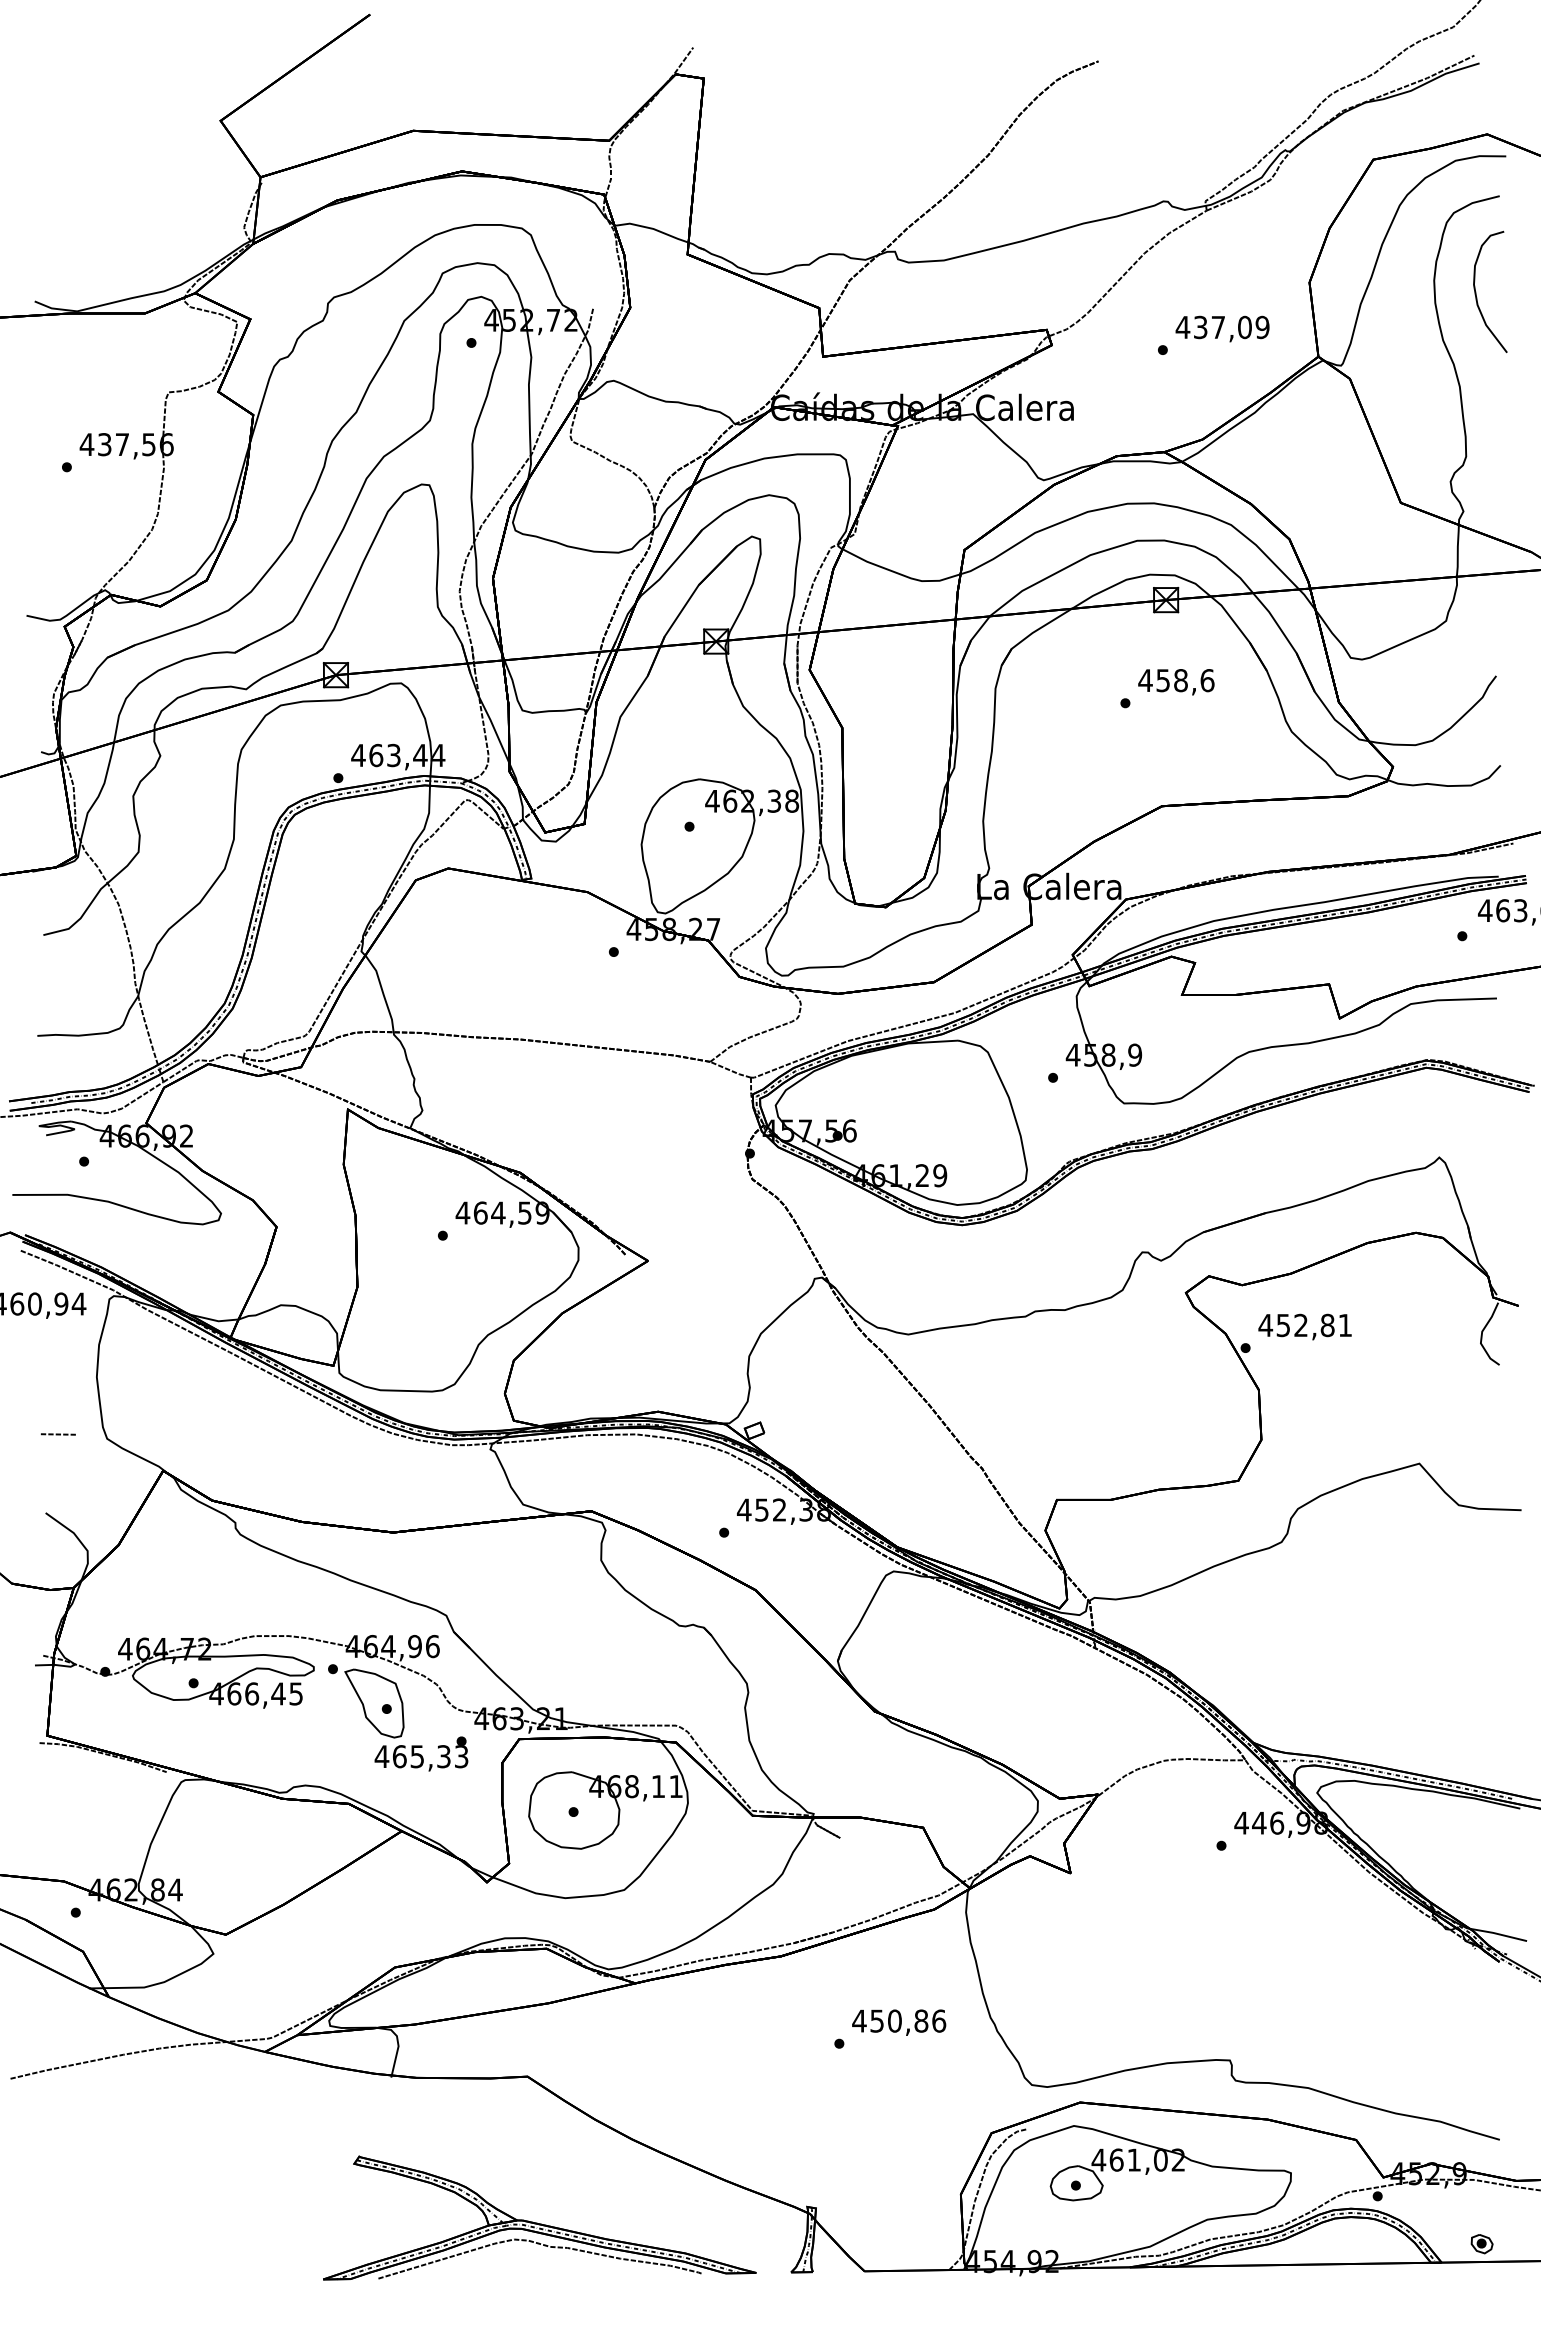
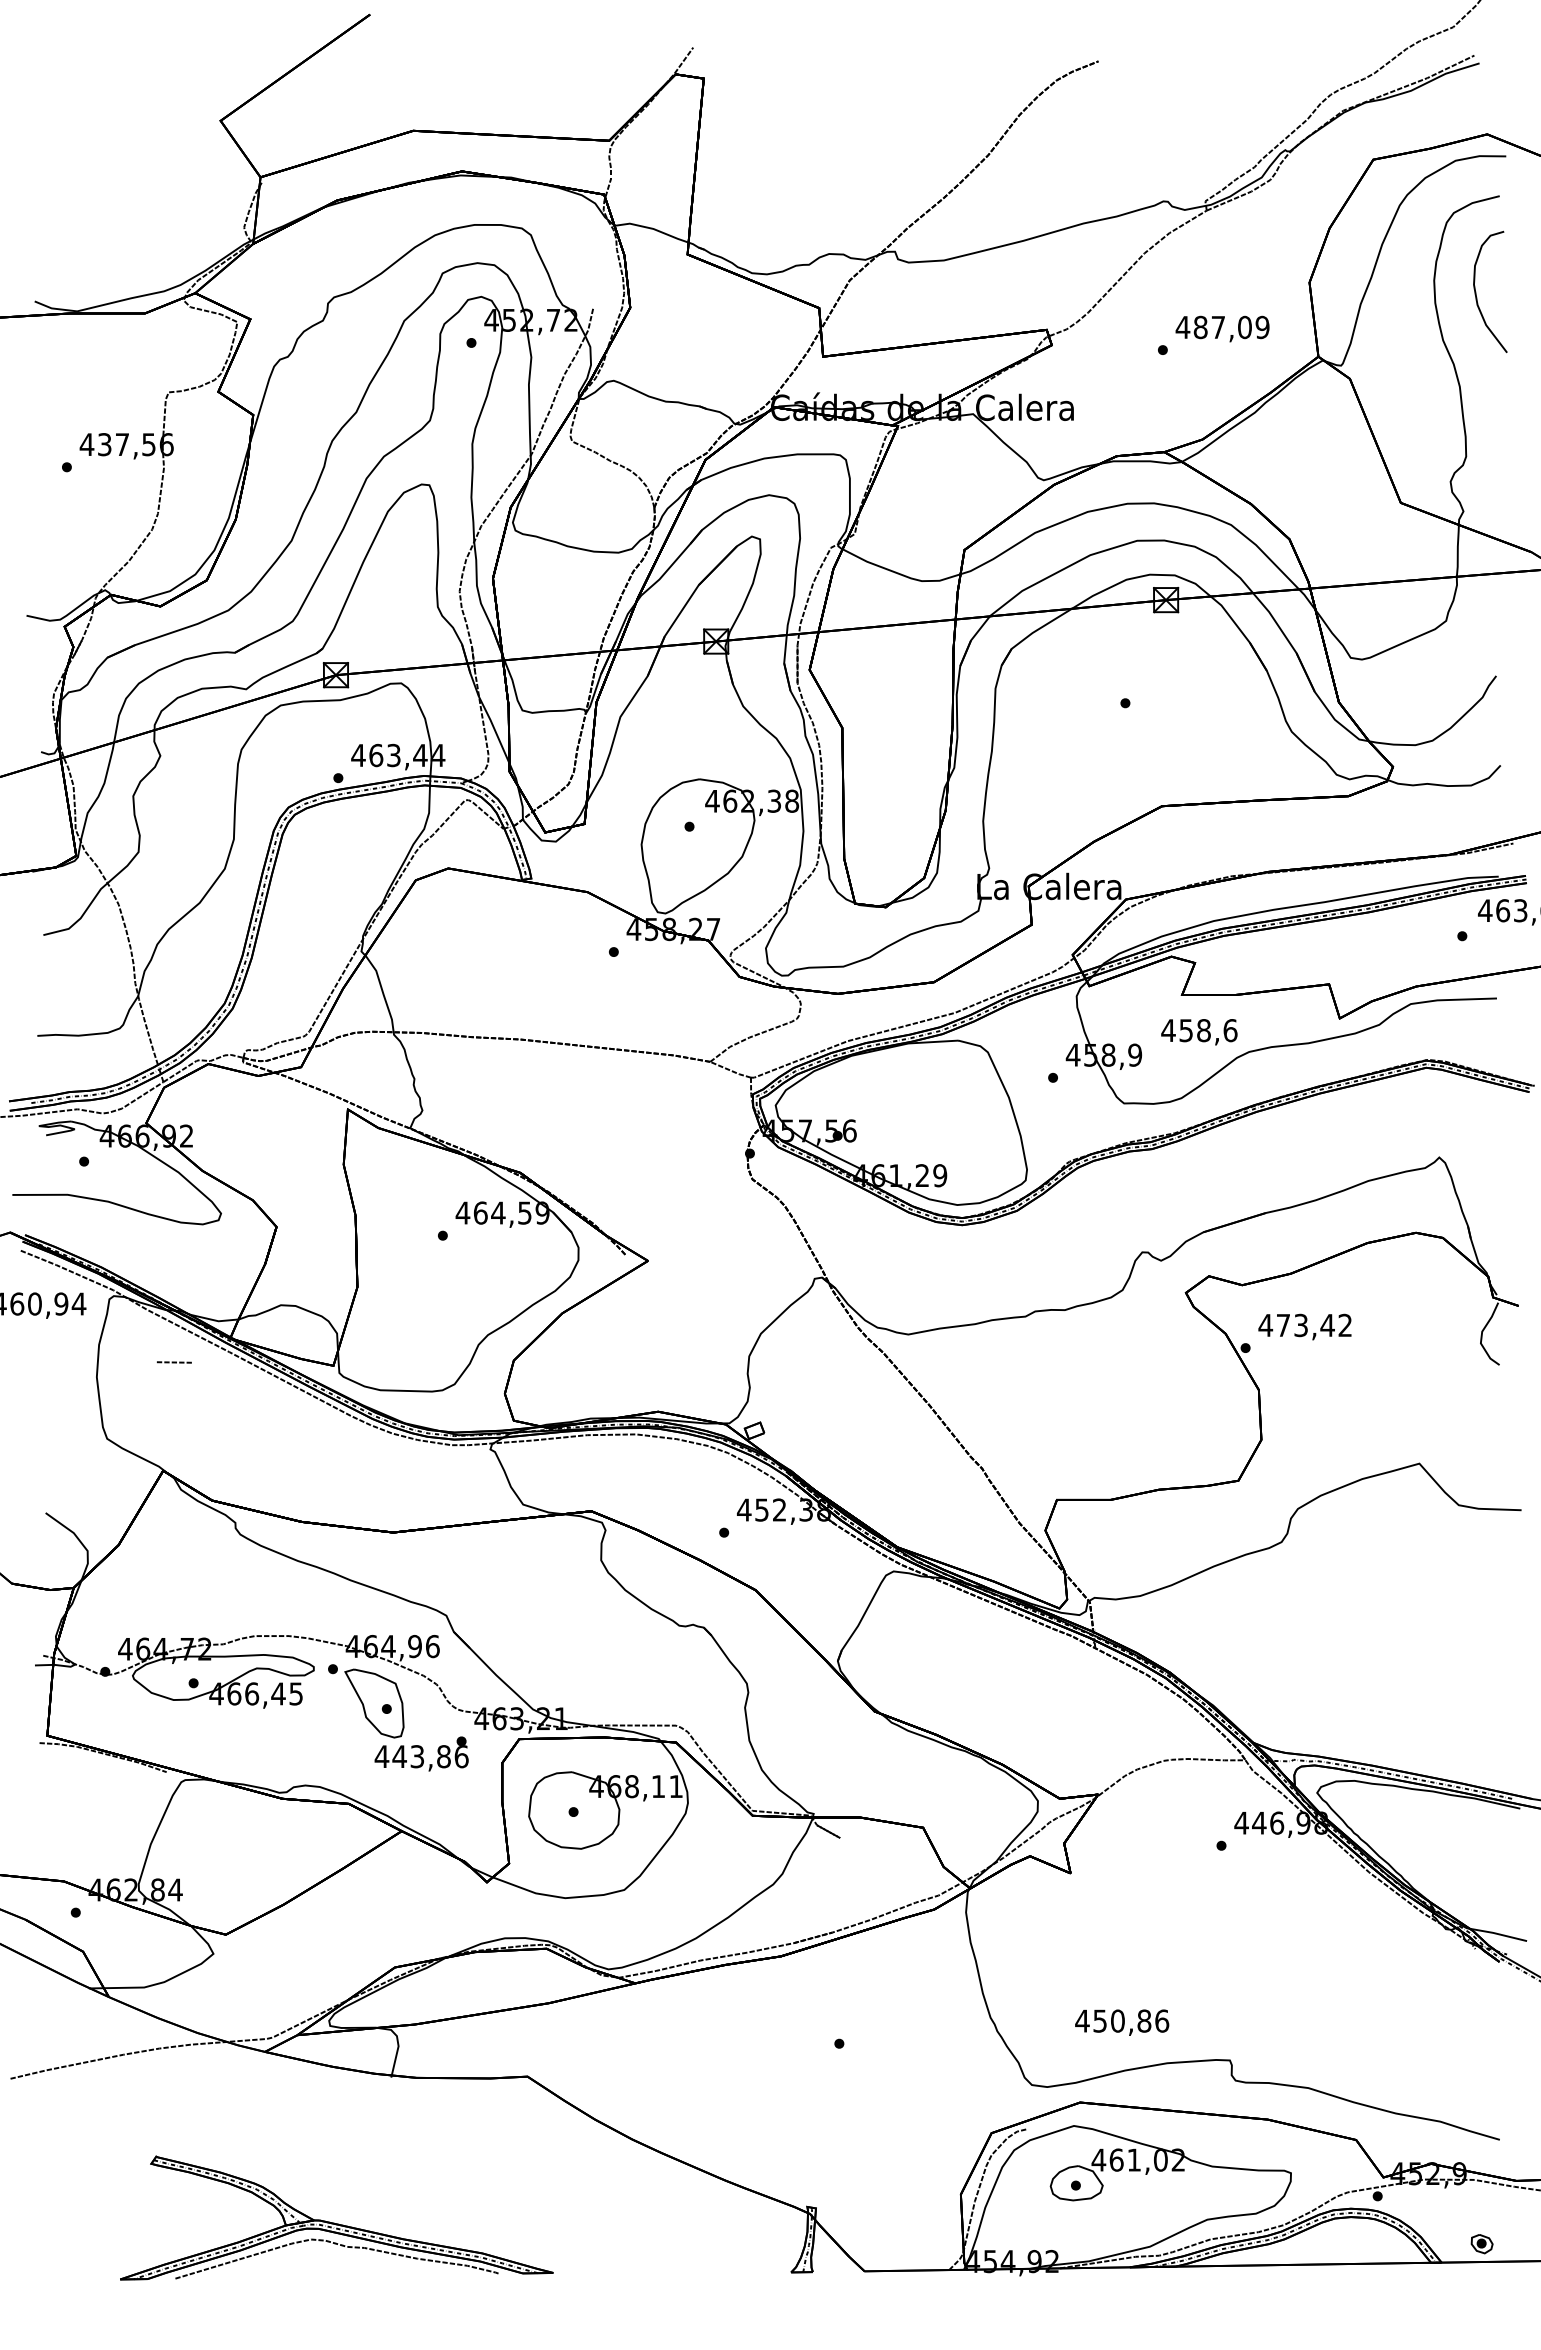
text: 437,09 -> 487,09 (1200, 327)
text position: (1176, 682) -> (1199, 1032) (1199, 1032)
text: 452,81 -> 473,42 (1313, 1325)
line position: (57, 1434) -> (173, 1362) (173, 1362)
text: 465,33 -> 443,86 (430, 1756)
text position: (899, 2022) -> (1122, 2022) (1122, 2022)
part position: (539, 2217) -> (336, 2217) (336, 2217)
